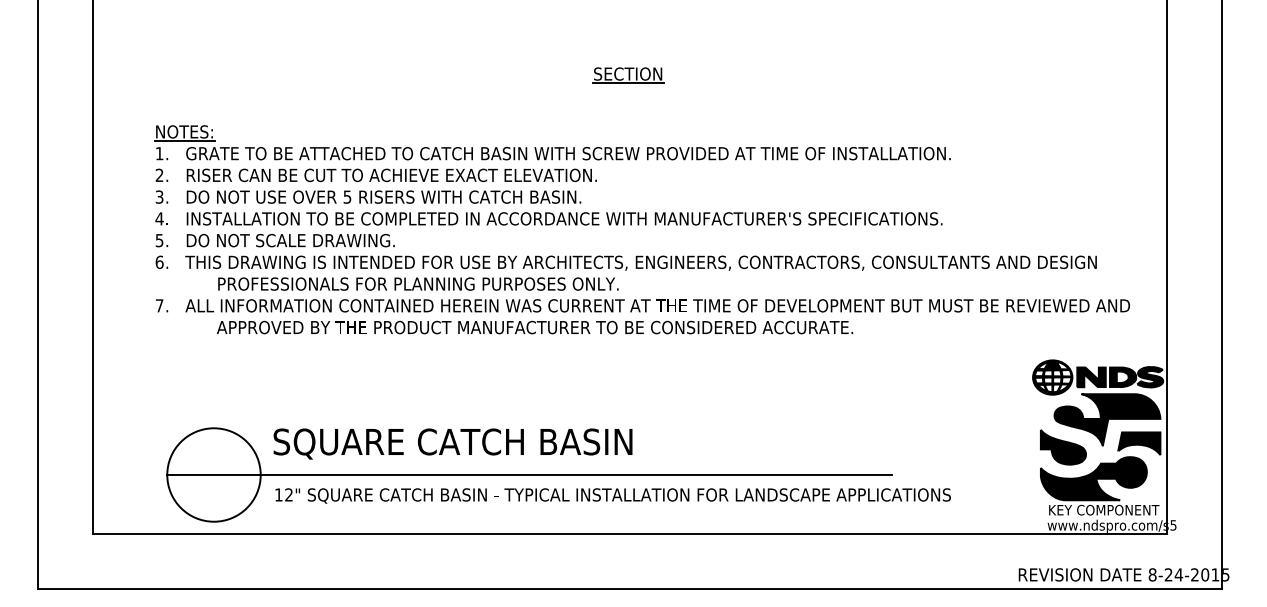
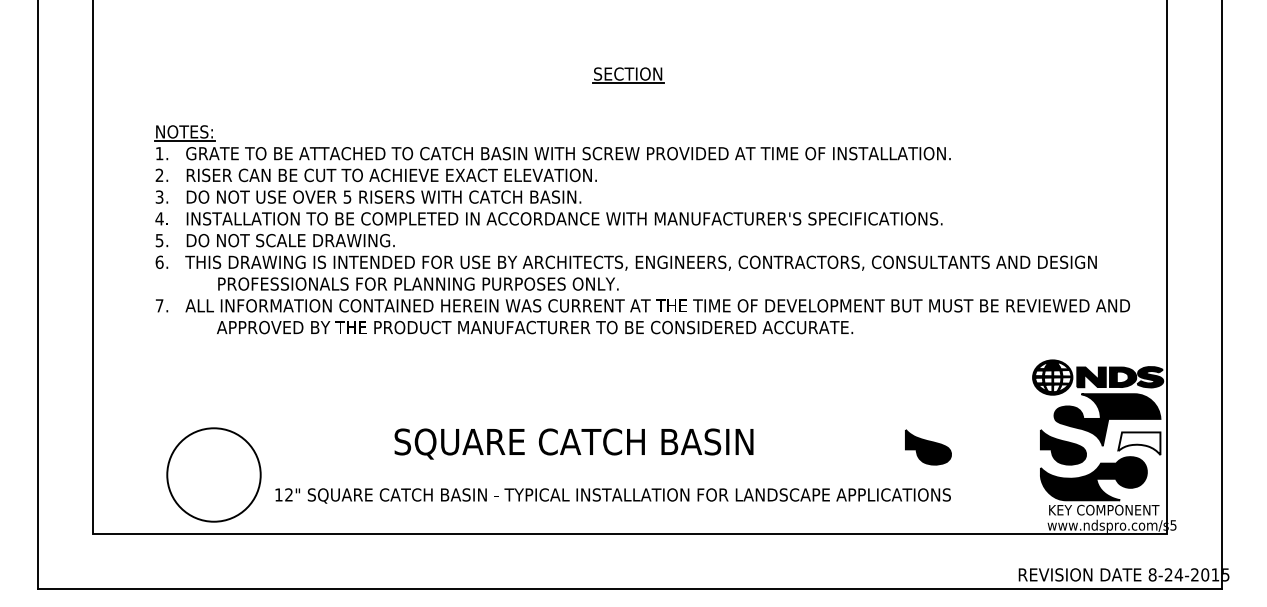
text position: (452, 443) -> (573, 443) (573, 443)
fill: present -> none (1139, 443)
part: none -> present (928, 447)
line: present -> none (529, 475)
